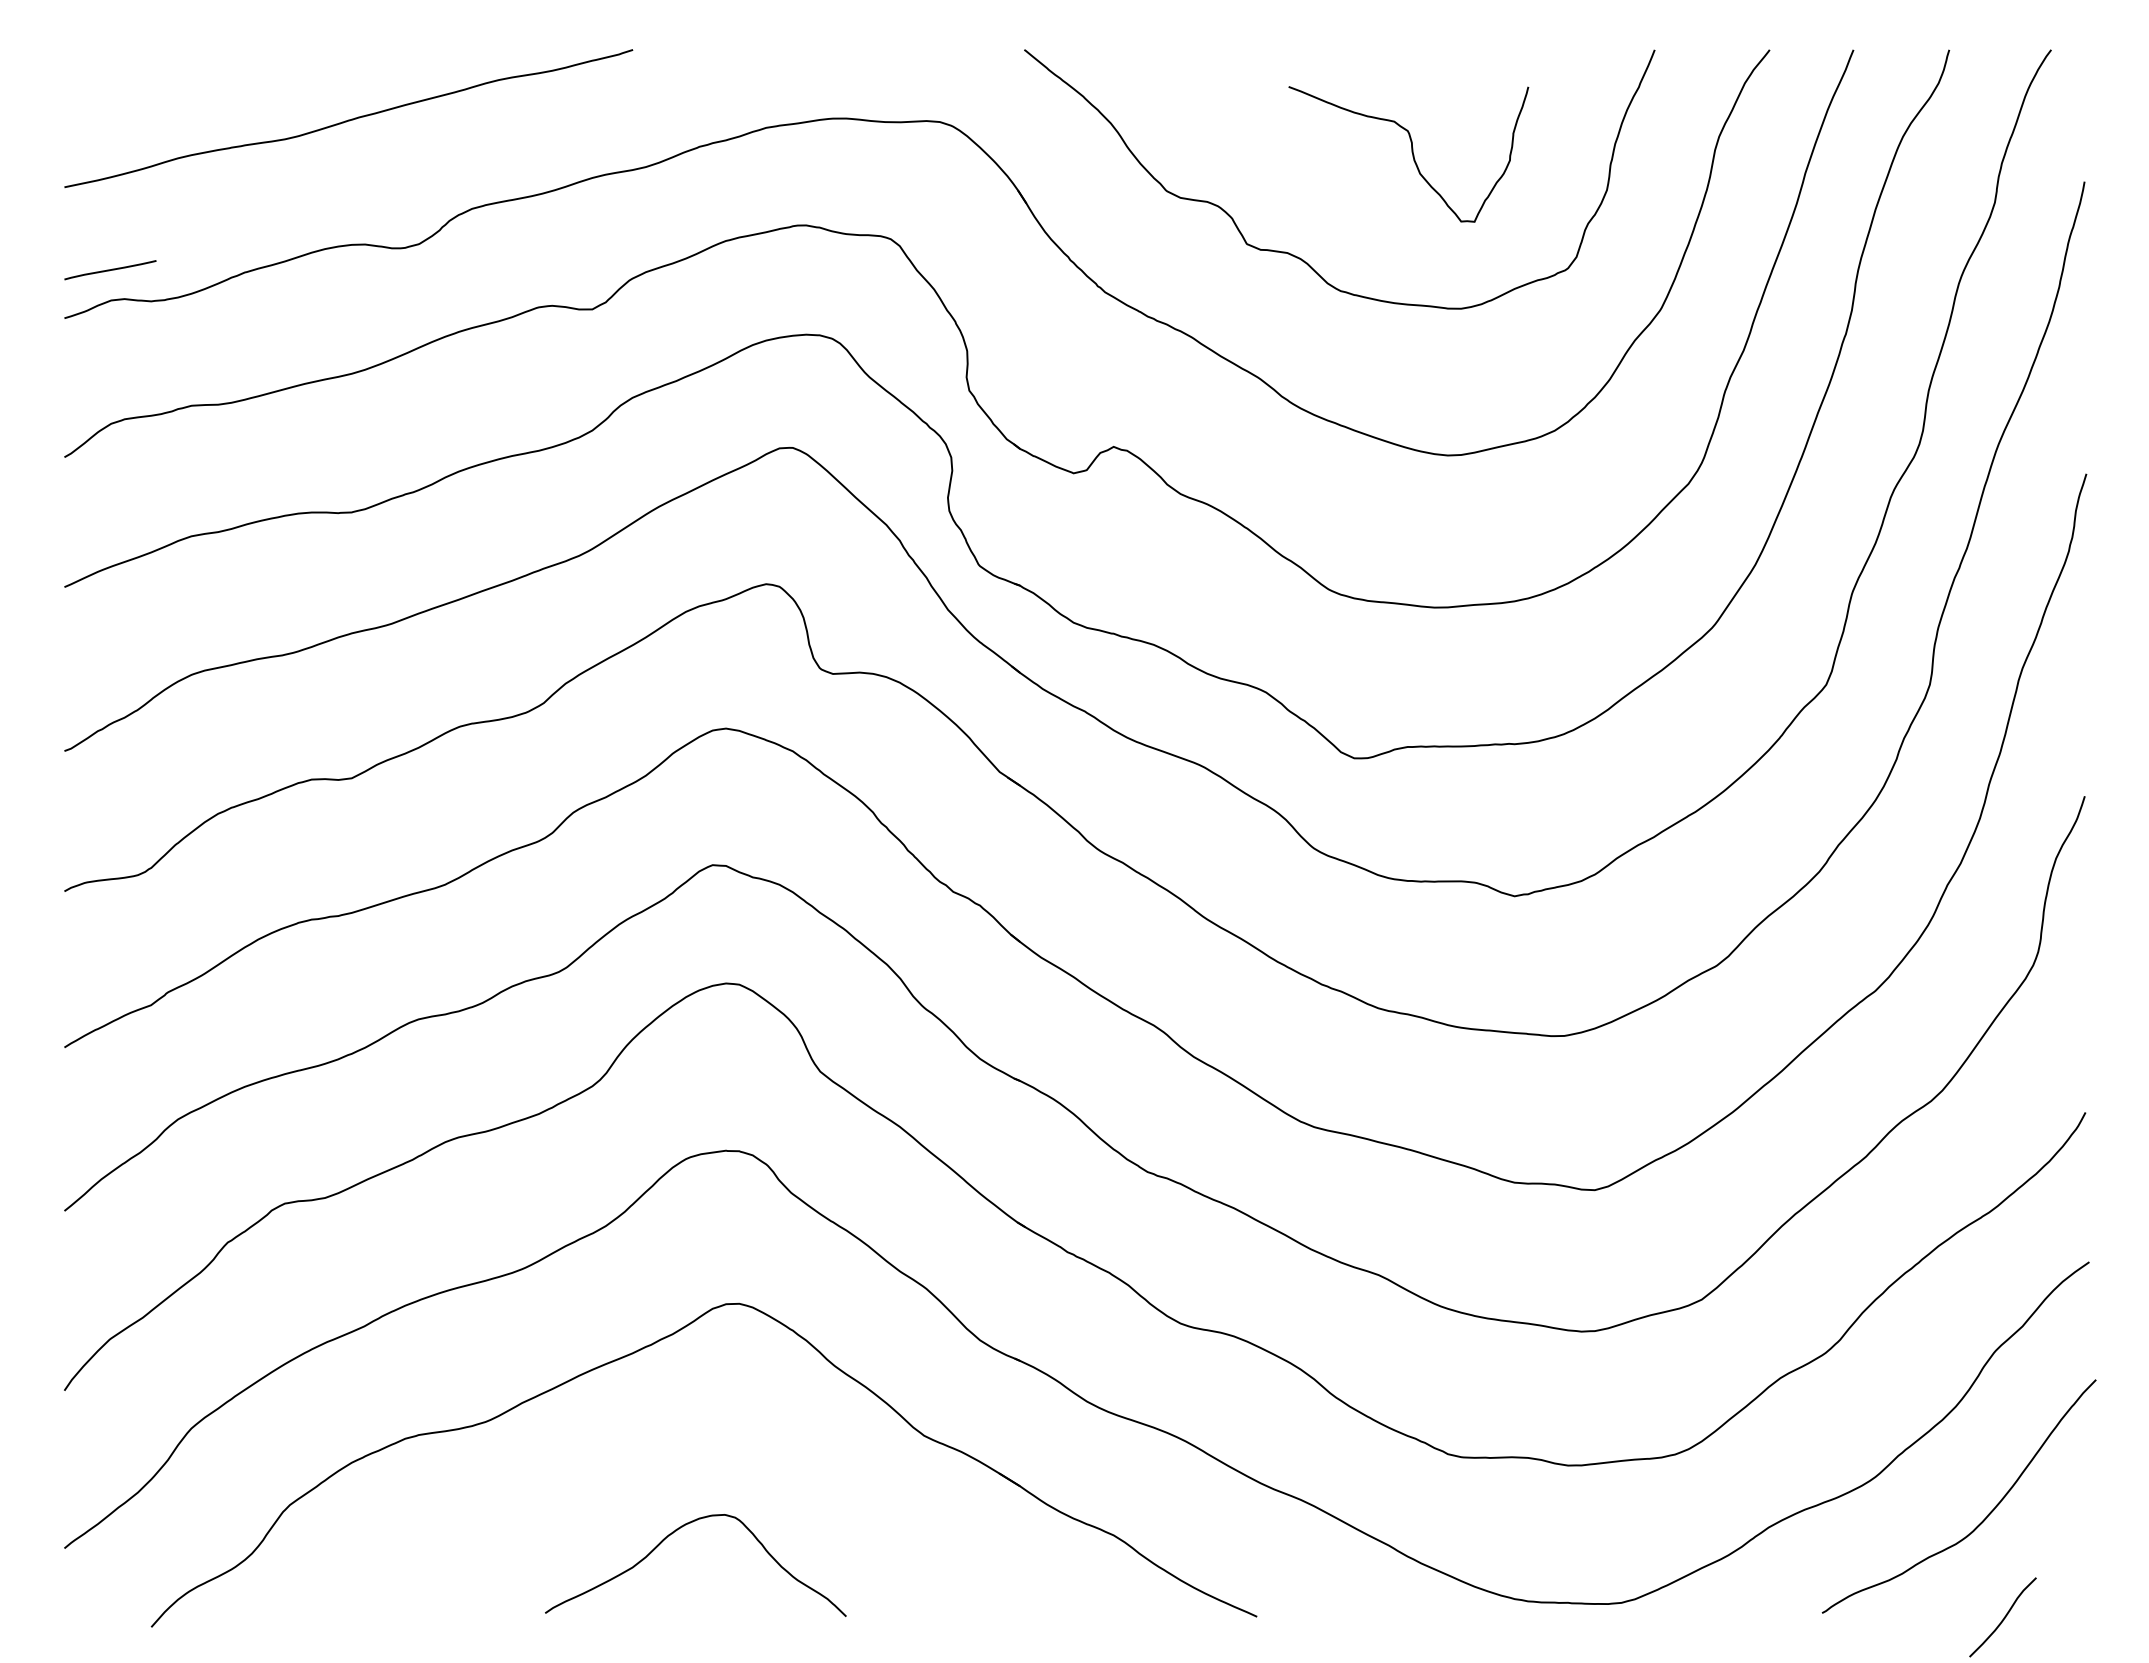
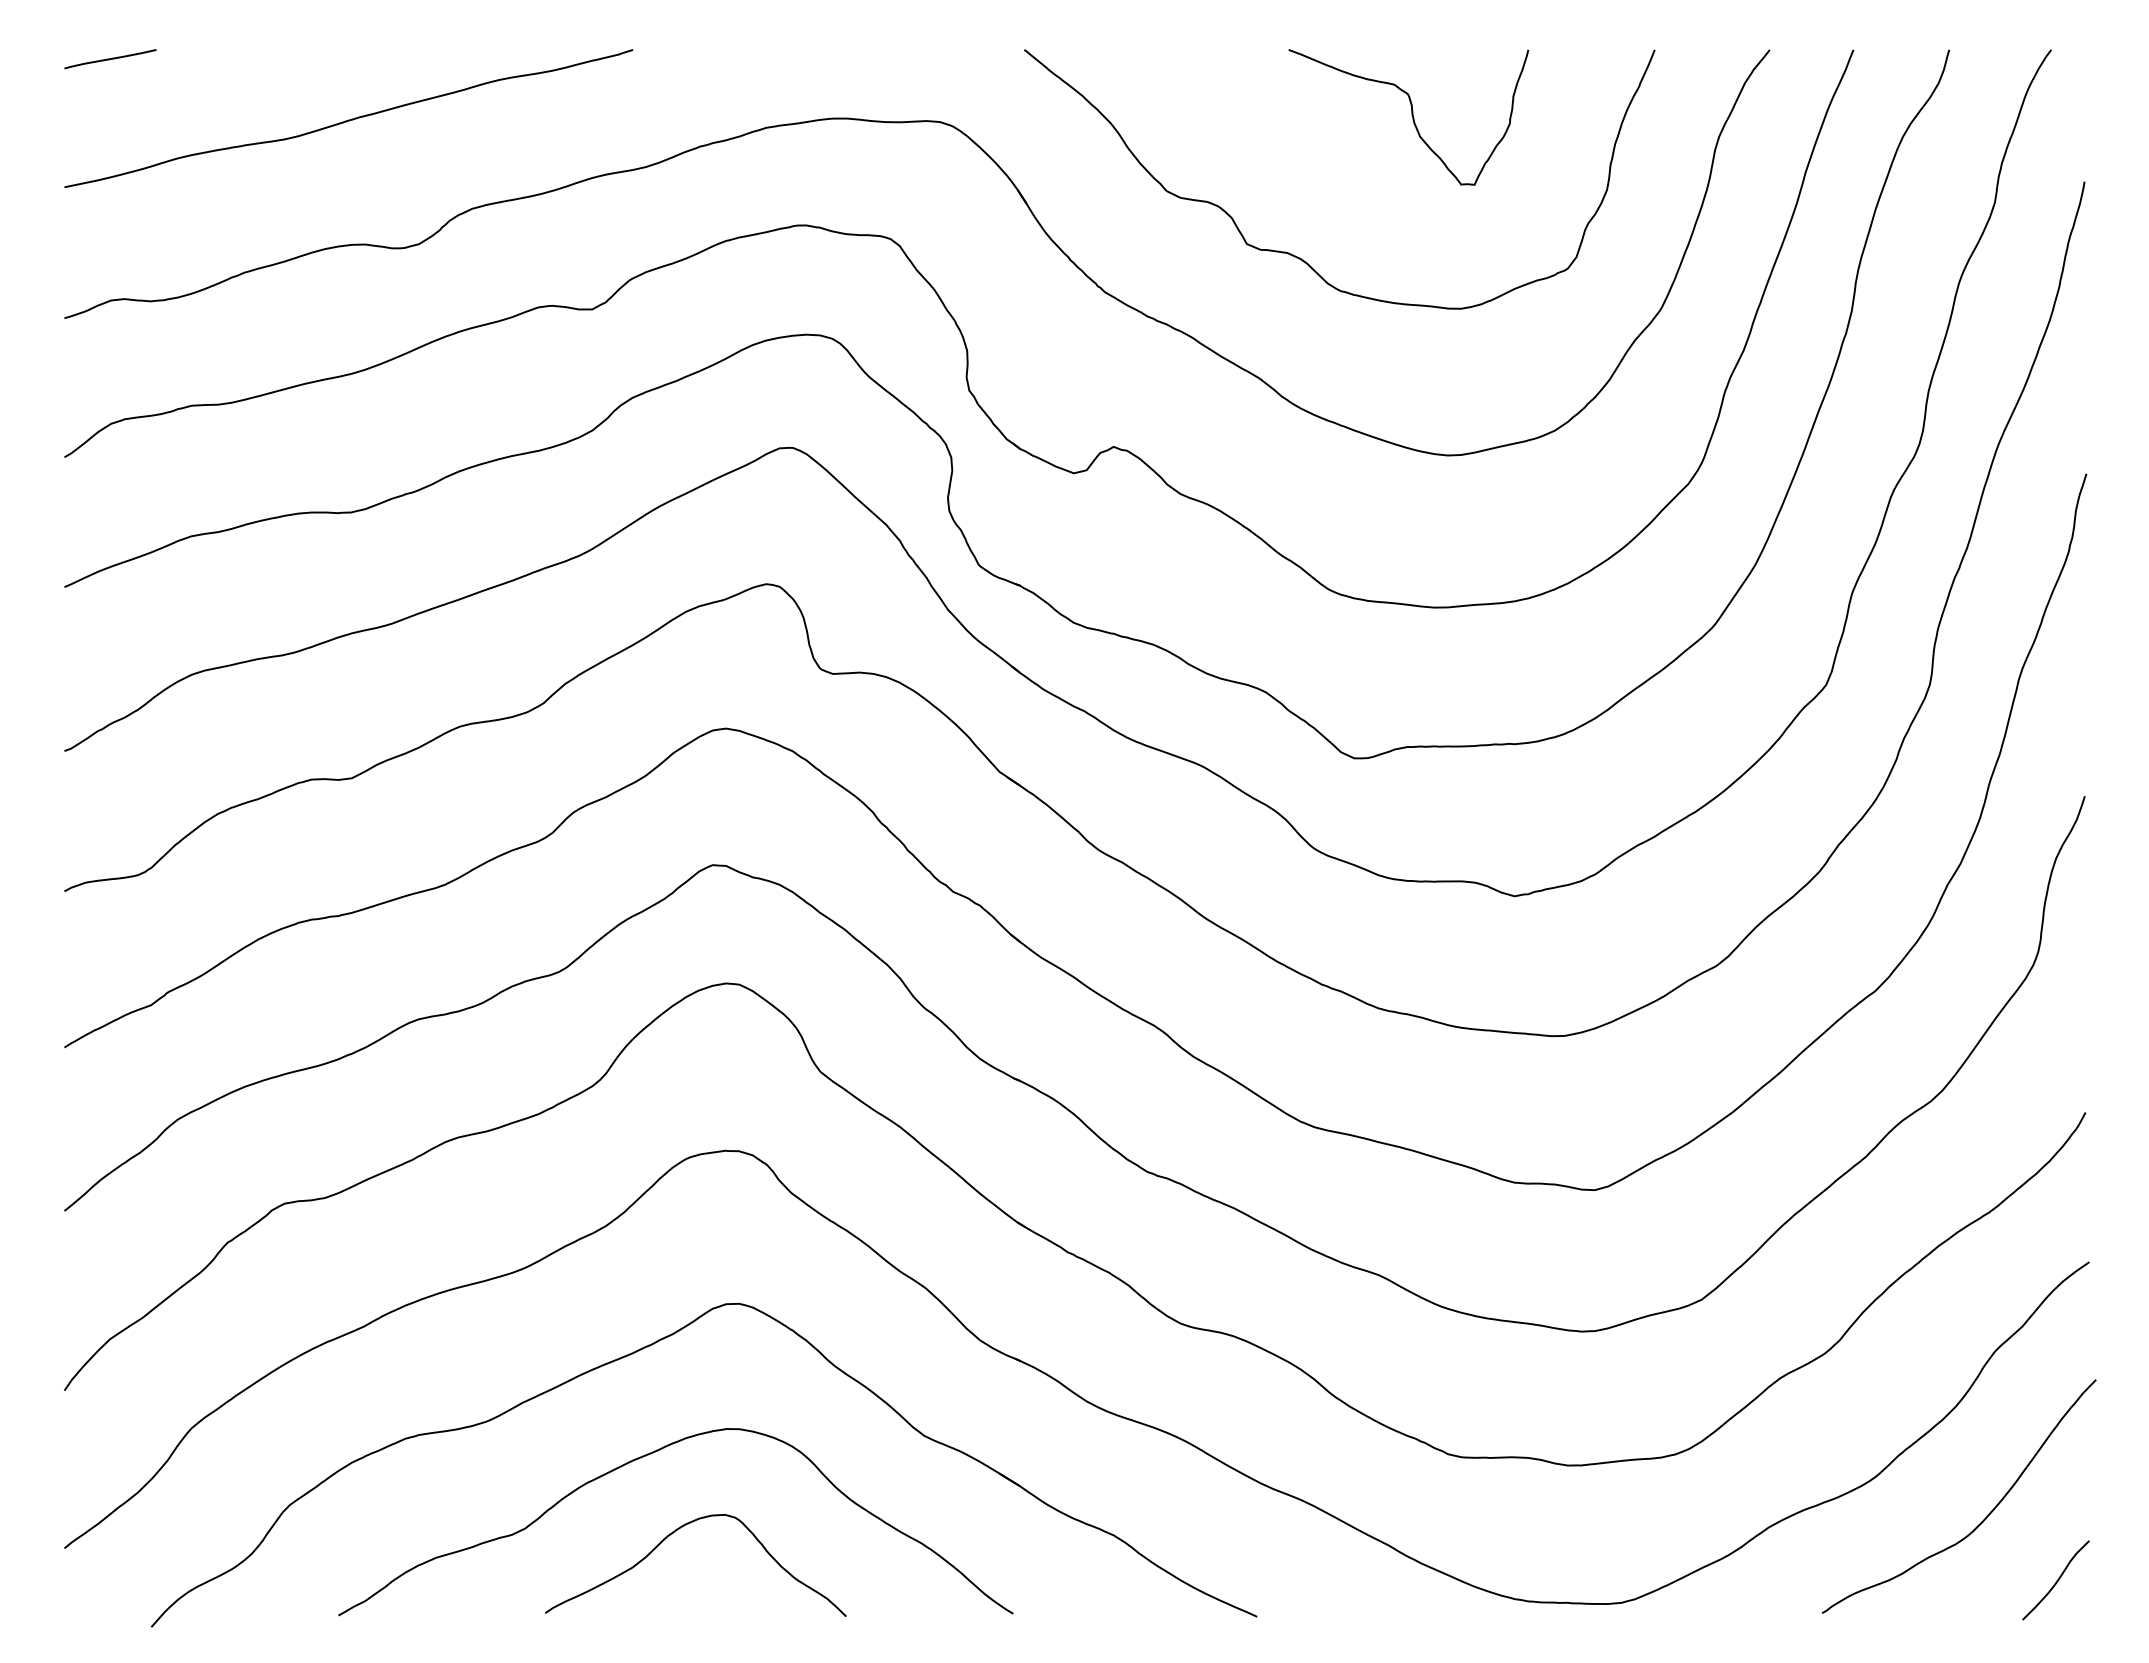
curve position: (1411, 152) -> (1411, 115) (1411, 115)
line position: (110, 270) -> (110, 59) (110, 59)
curve: none -> present (646, 1456)
curve position: (2003, 1617) -> (2056, 1580) (2056, 1580)
